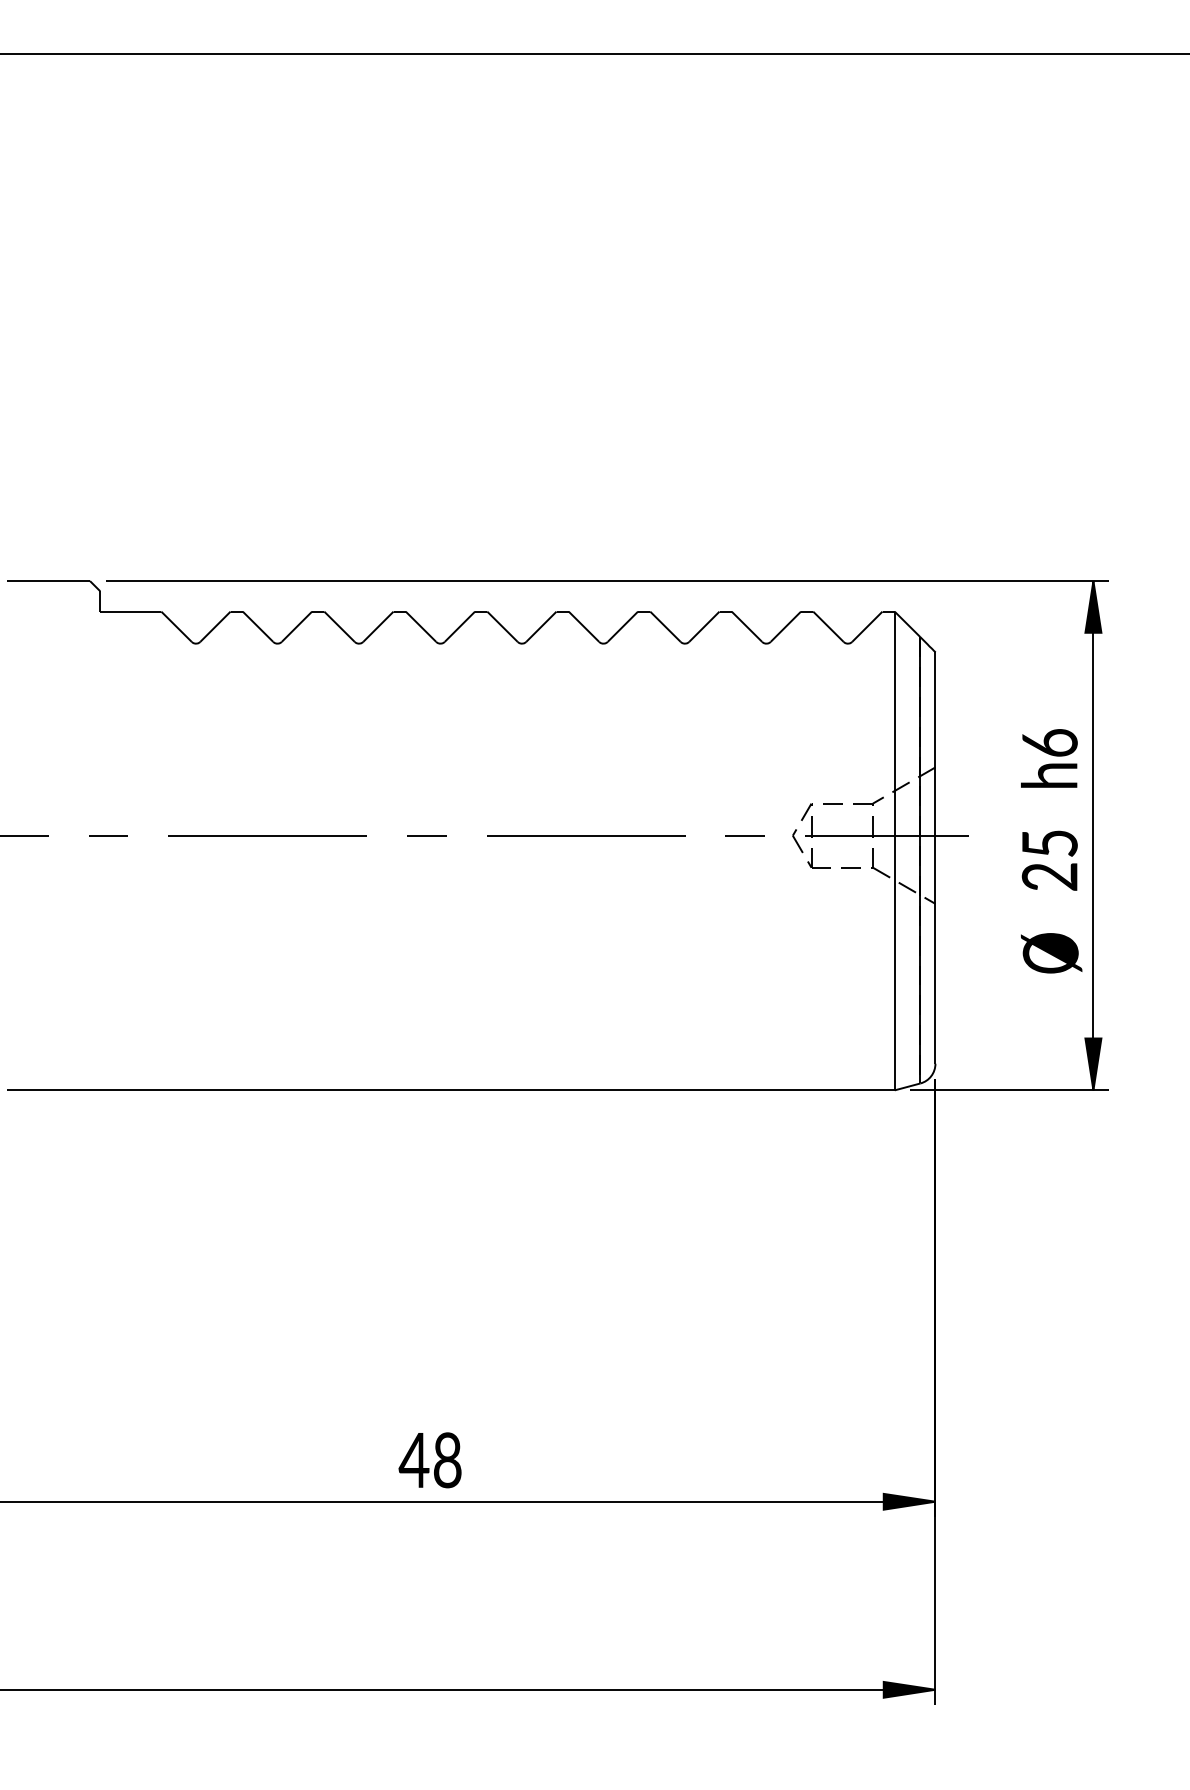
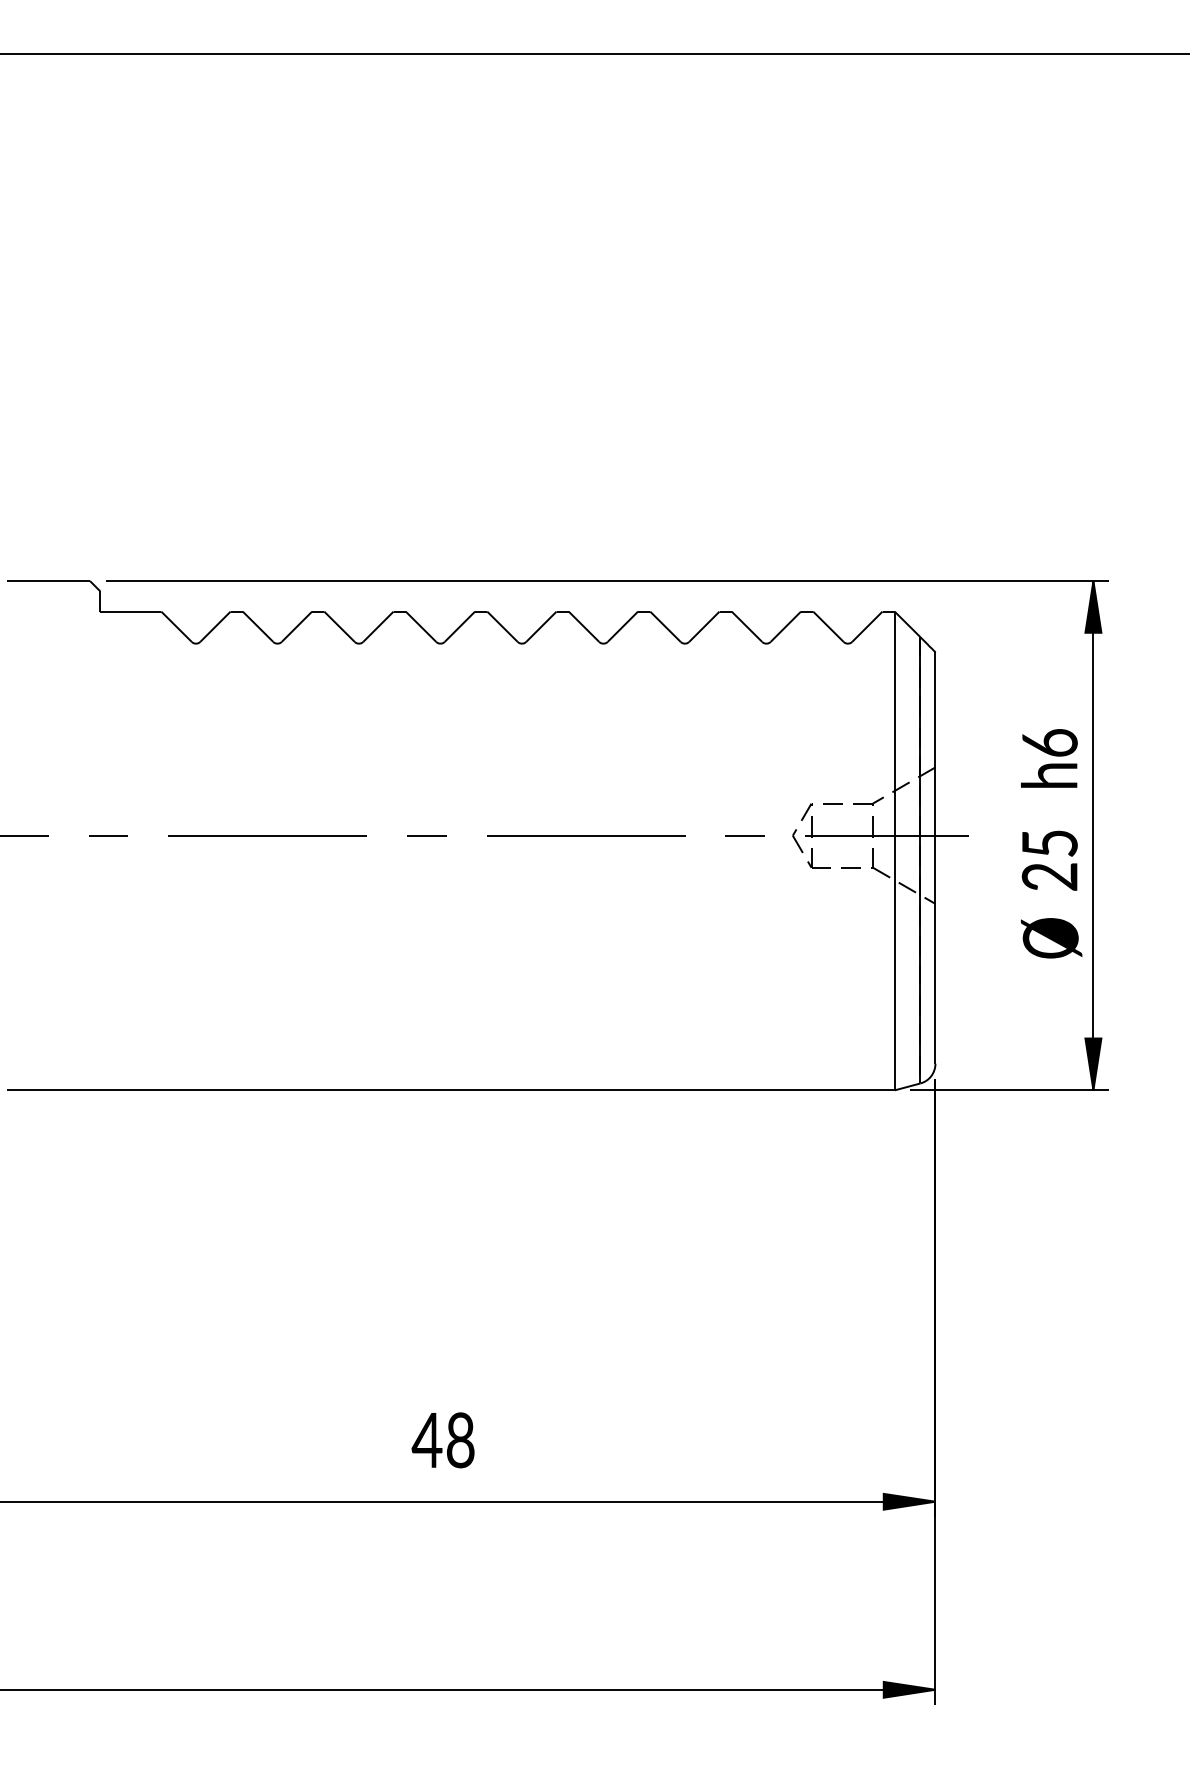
text position: (1051, 953) -> (1051, 938) (1051, 938)
text position: (429, 1460) -> (442, 1440) (442, 1440)
